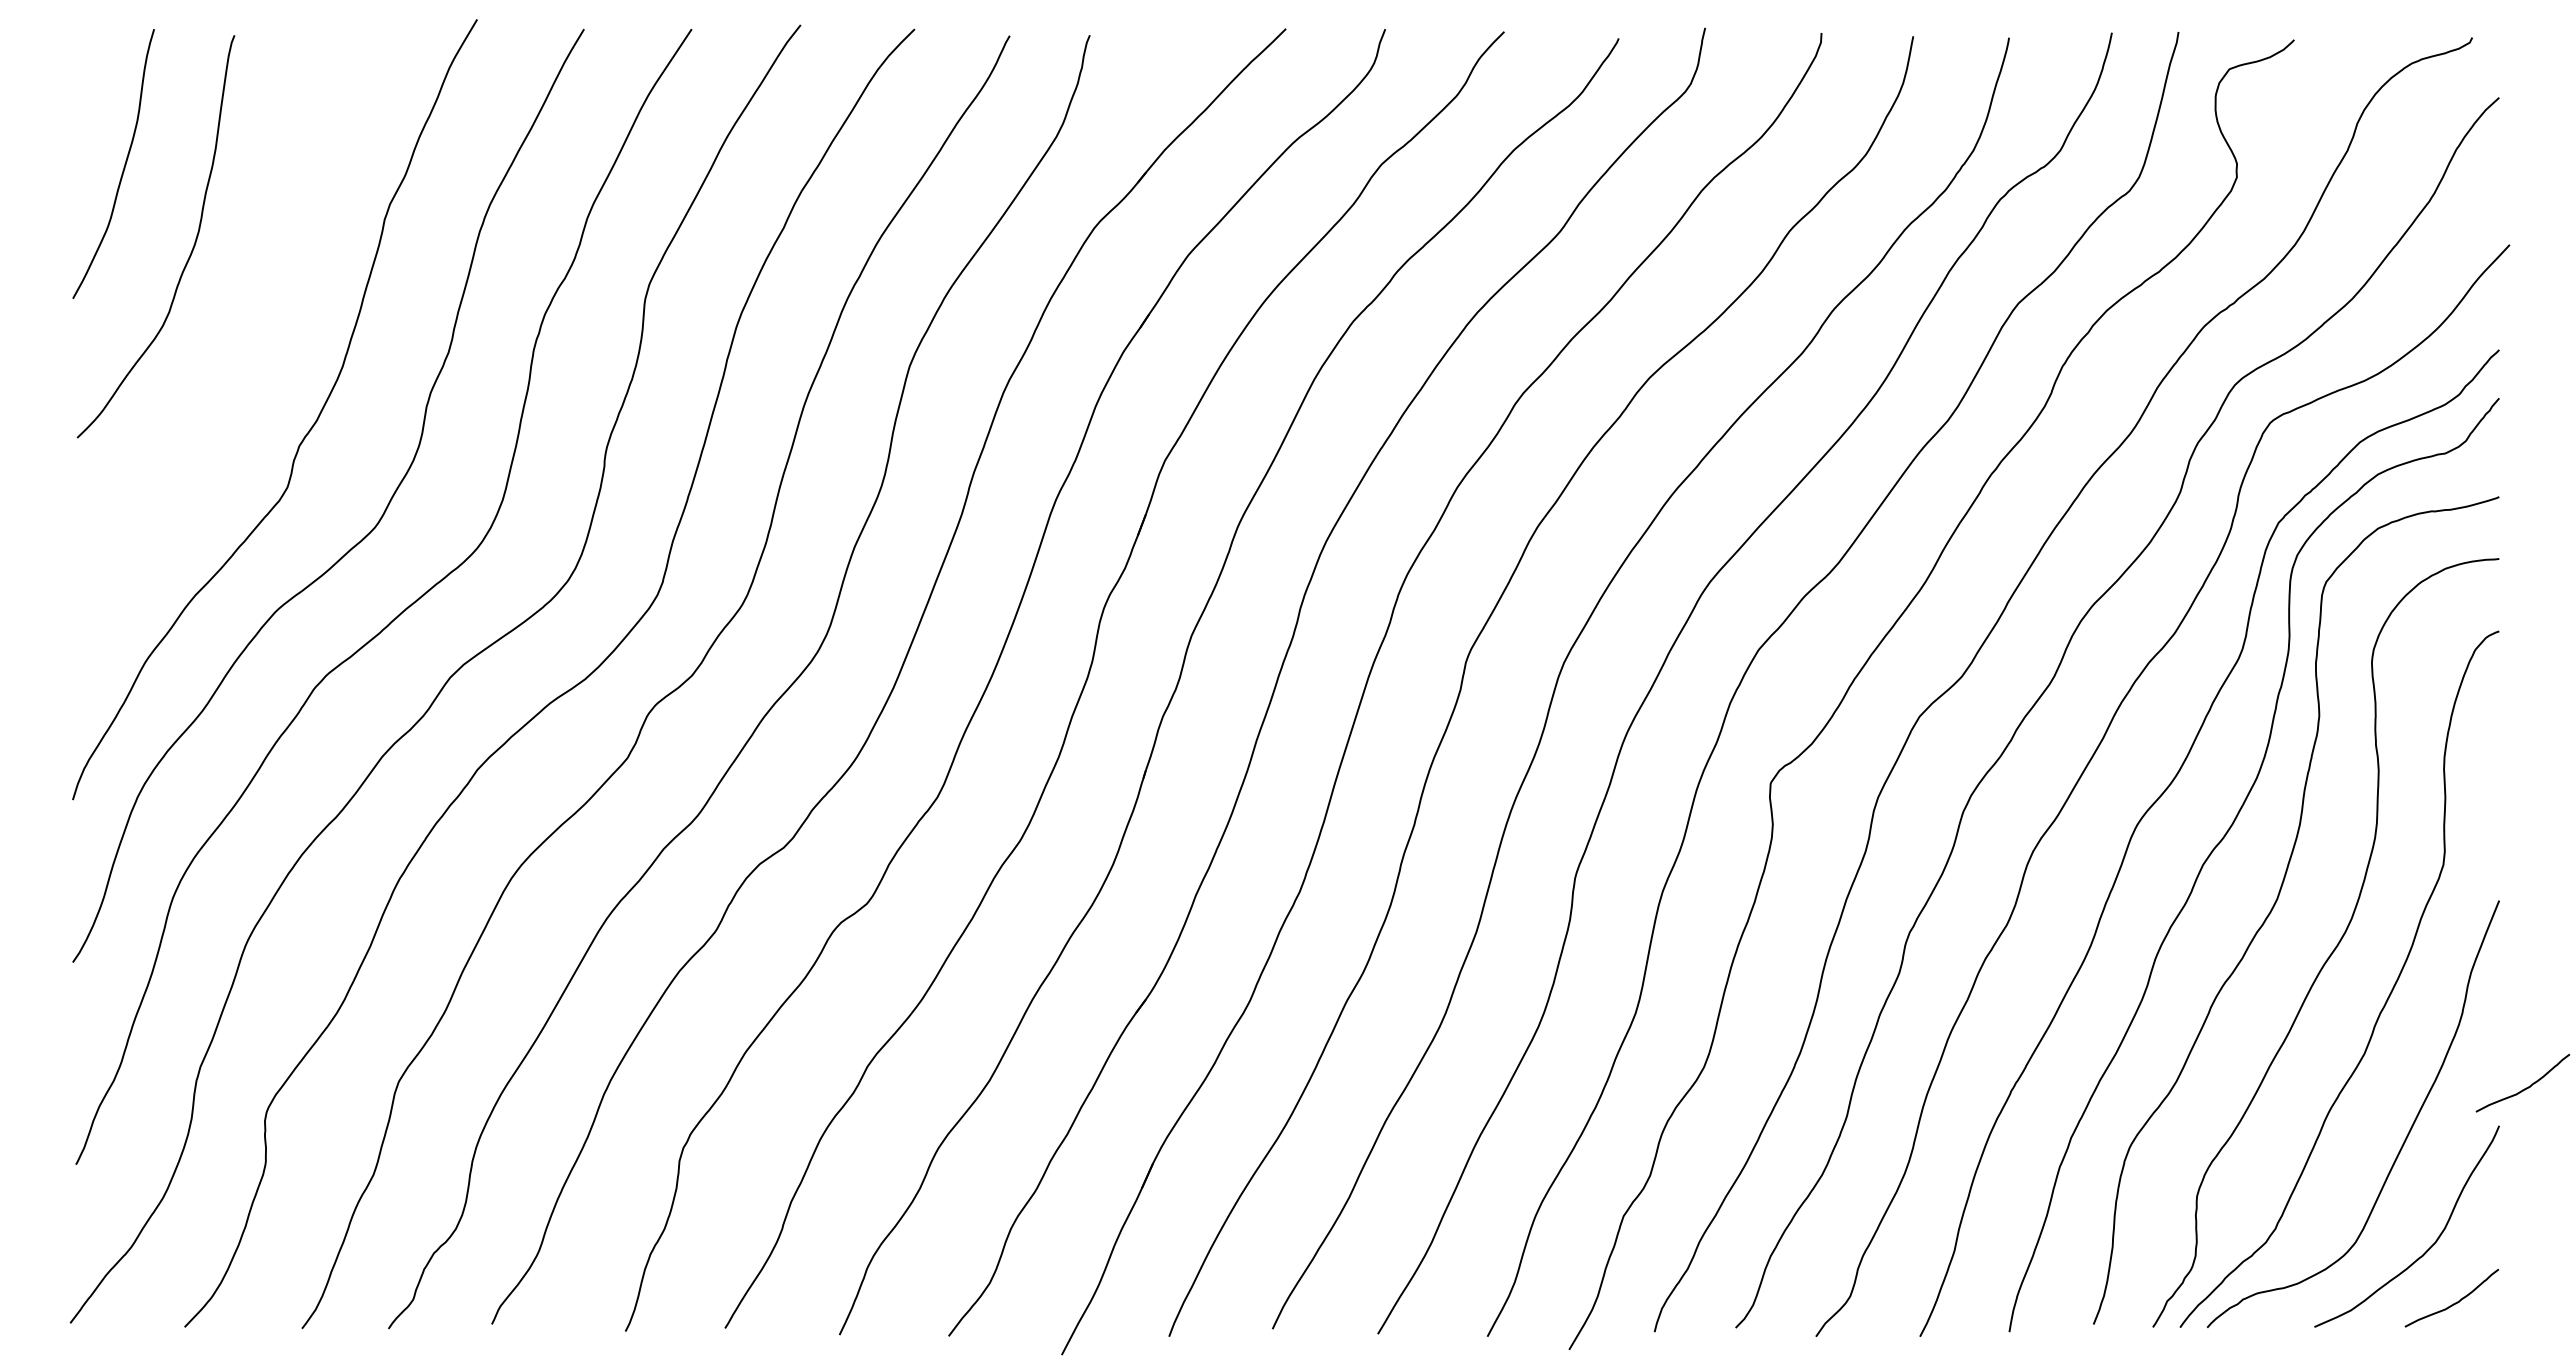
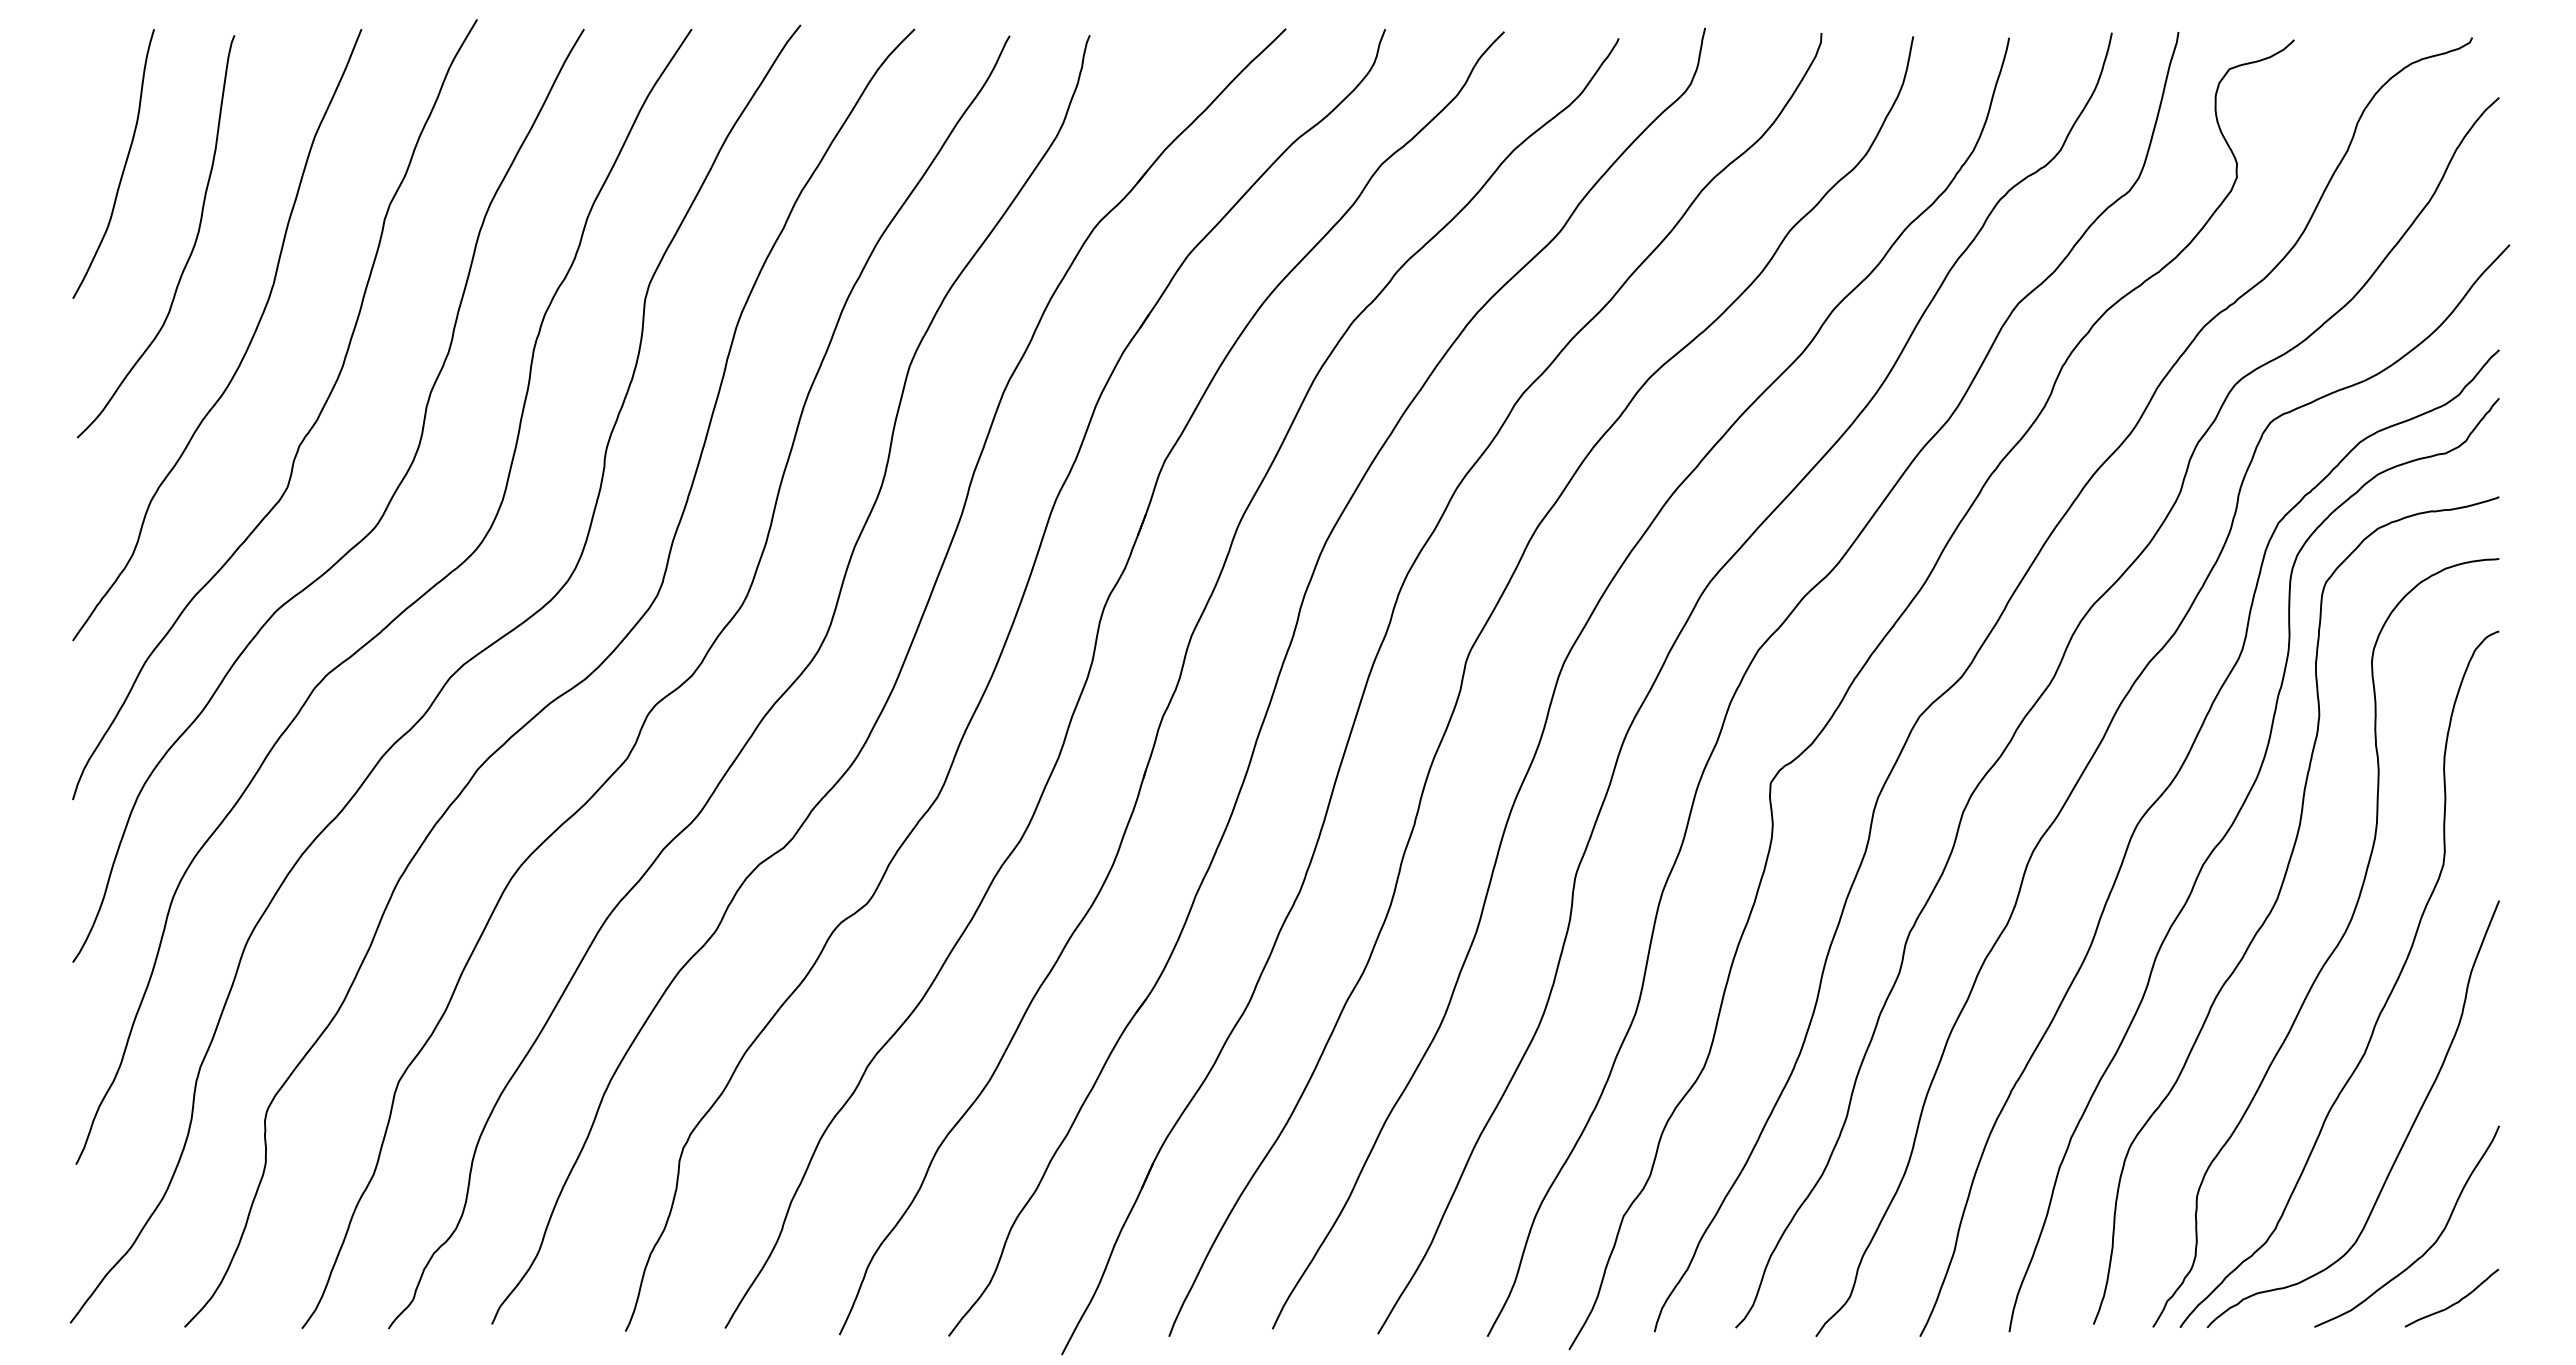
curve: none -> present (245, 350)
curve: present -> none (2524, 1088)
